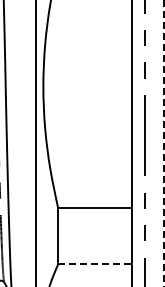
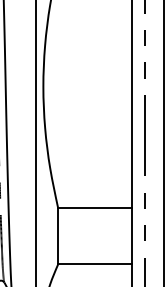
line: dashed -> solid (164, 144)
line: dashed -> solid (95, 264)
